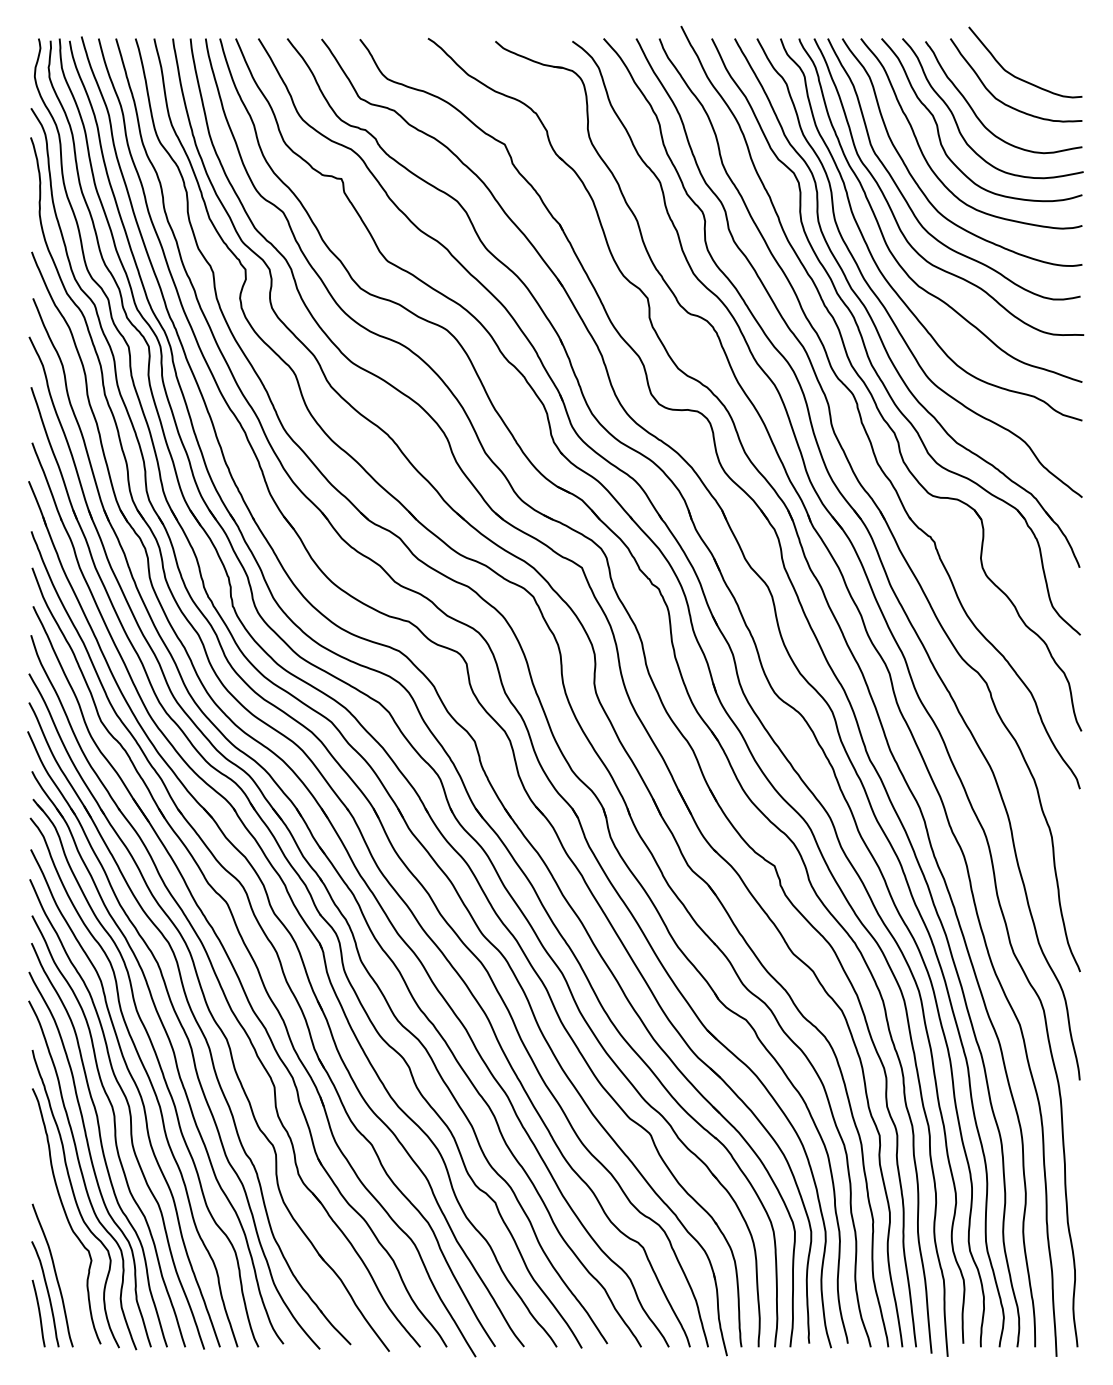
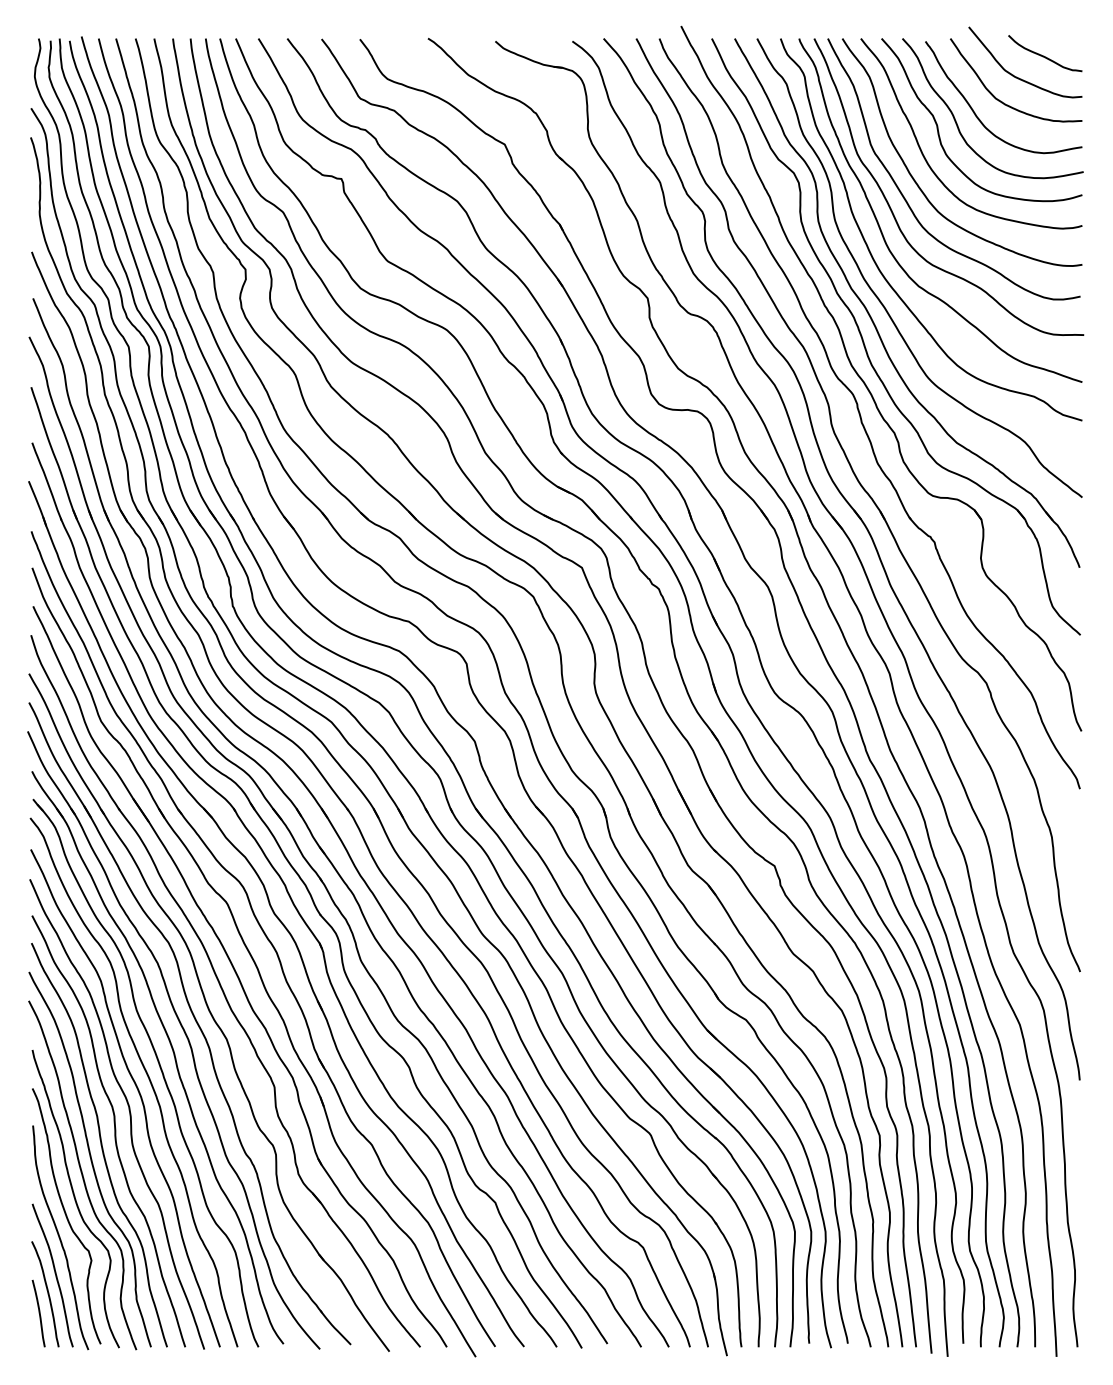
curve: none -> present (1043, 55)
curve: none -> present (60, 1237)
